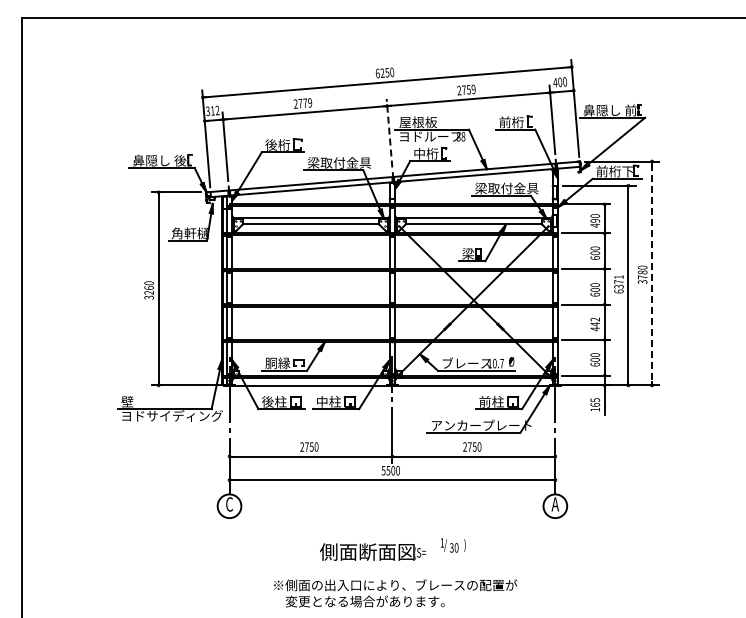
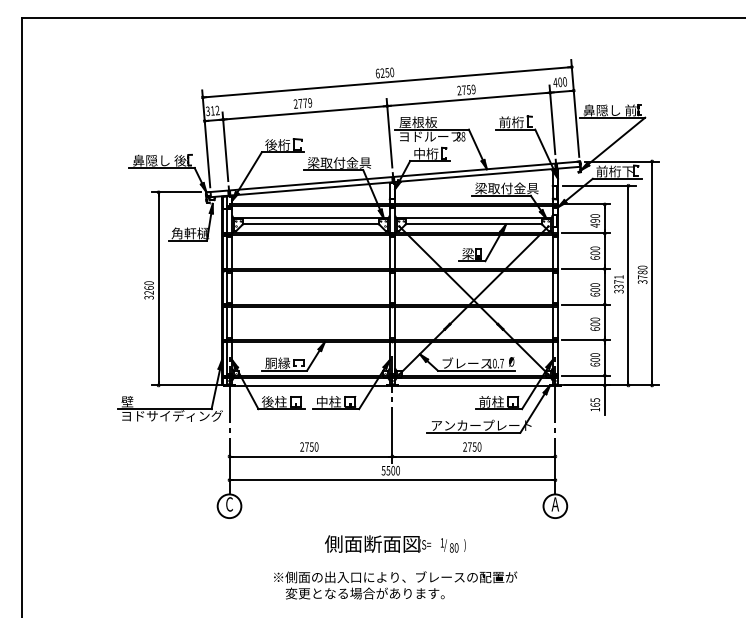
line: dashed -> solid (389, 132)
line: dashed -> solid (652, 274)
text: 6371 -> 3371 (618, 291)
text: 442 -> 600 (595, 324)
text: 30 -> 80 (451, 547)
text position: (373, 551) -> (378, 543) (378, 543)
text position: (395, 593) -> (395, 585) (395, 585)
